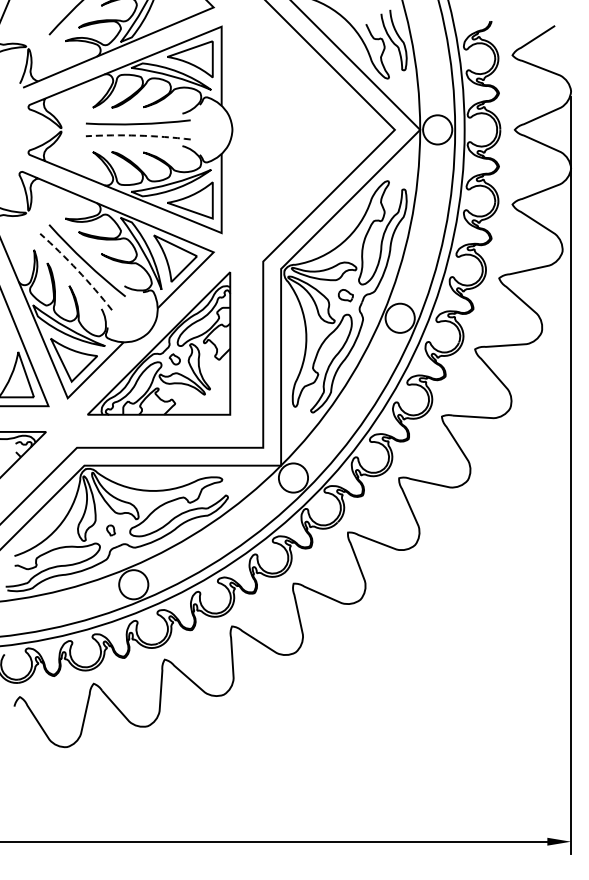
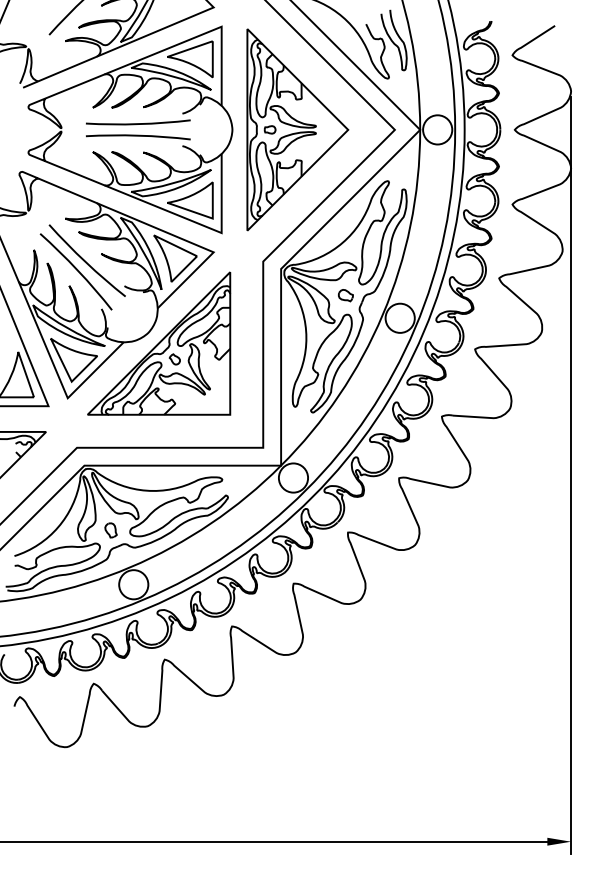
part: none -> present (297, 129)
arc: dashed -> solid (138, 135)
arc: dashed -> solid (77, 270)
part size: 10x13 px -> 14x17 px (110, 530)
